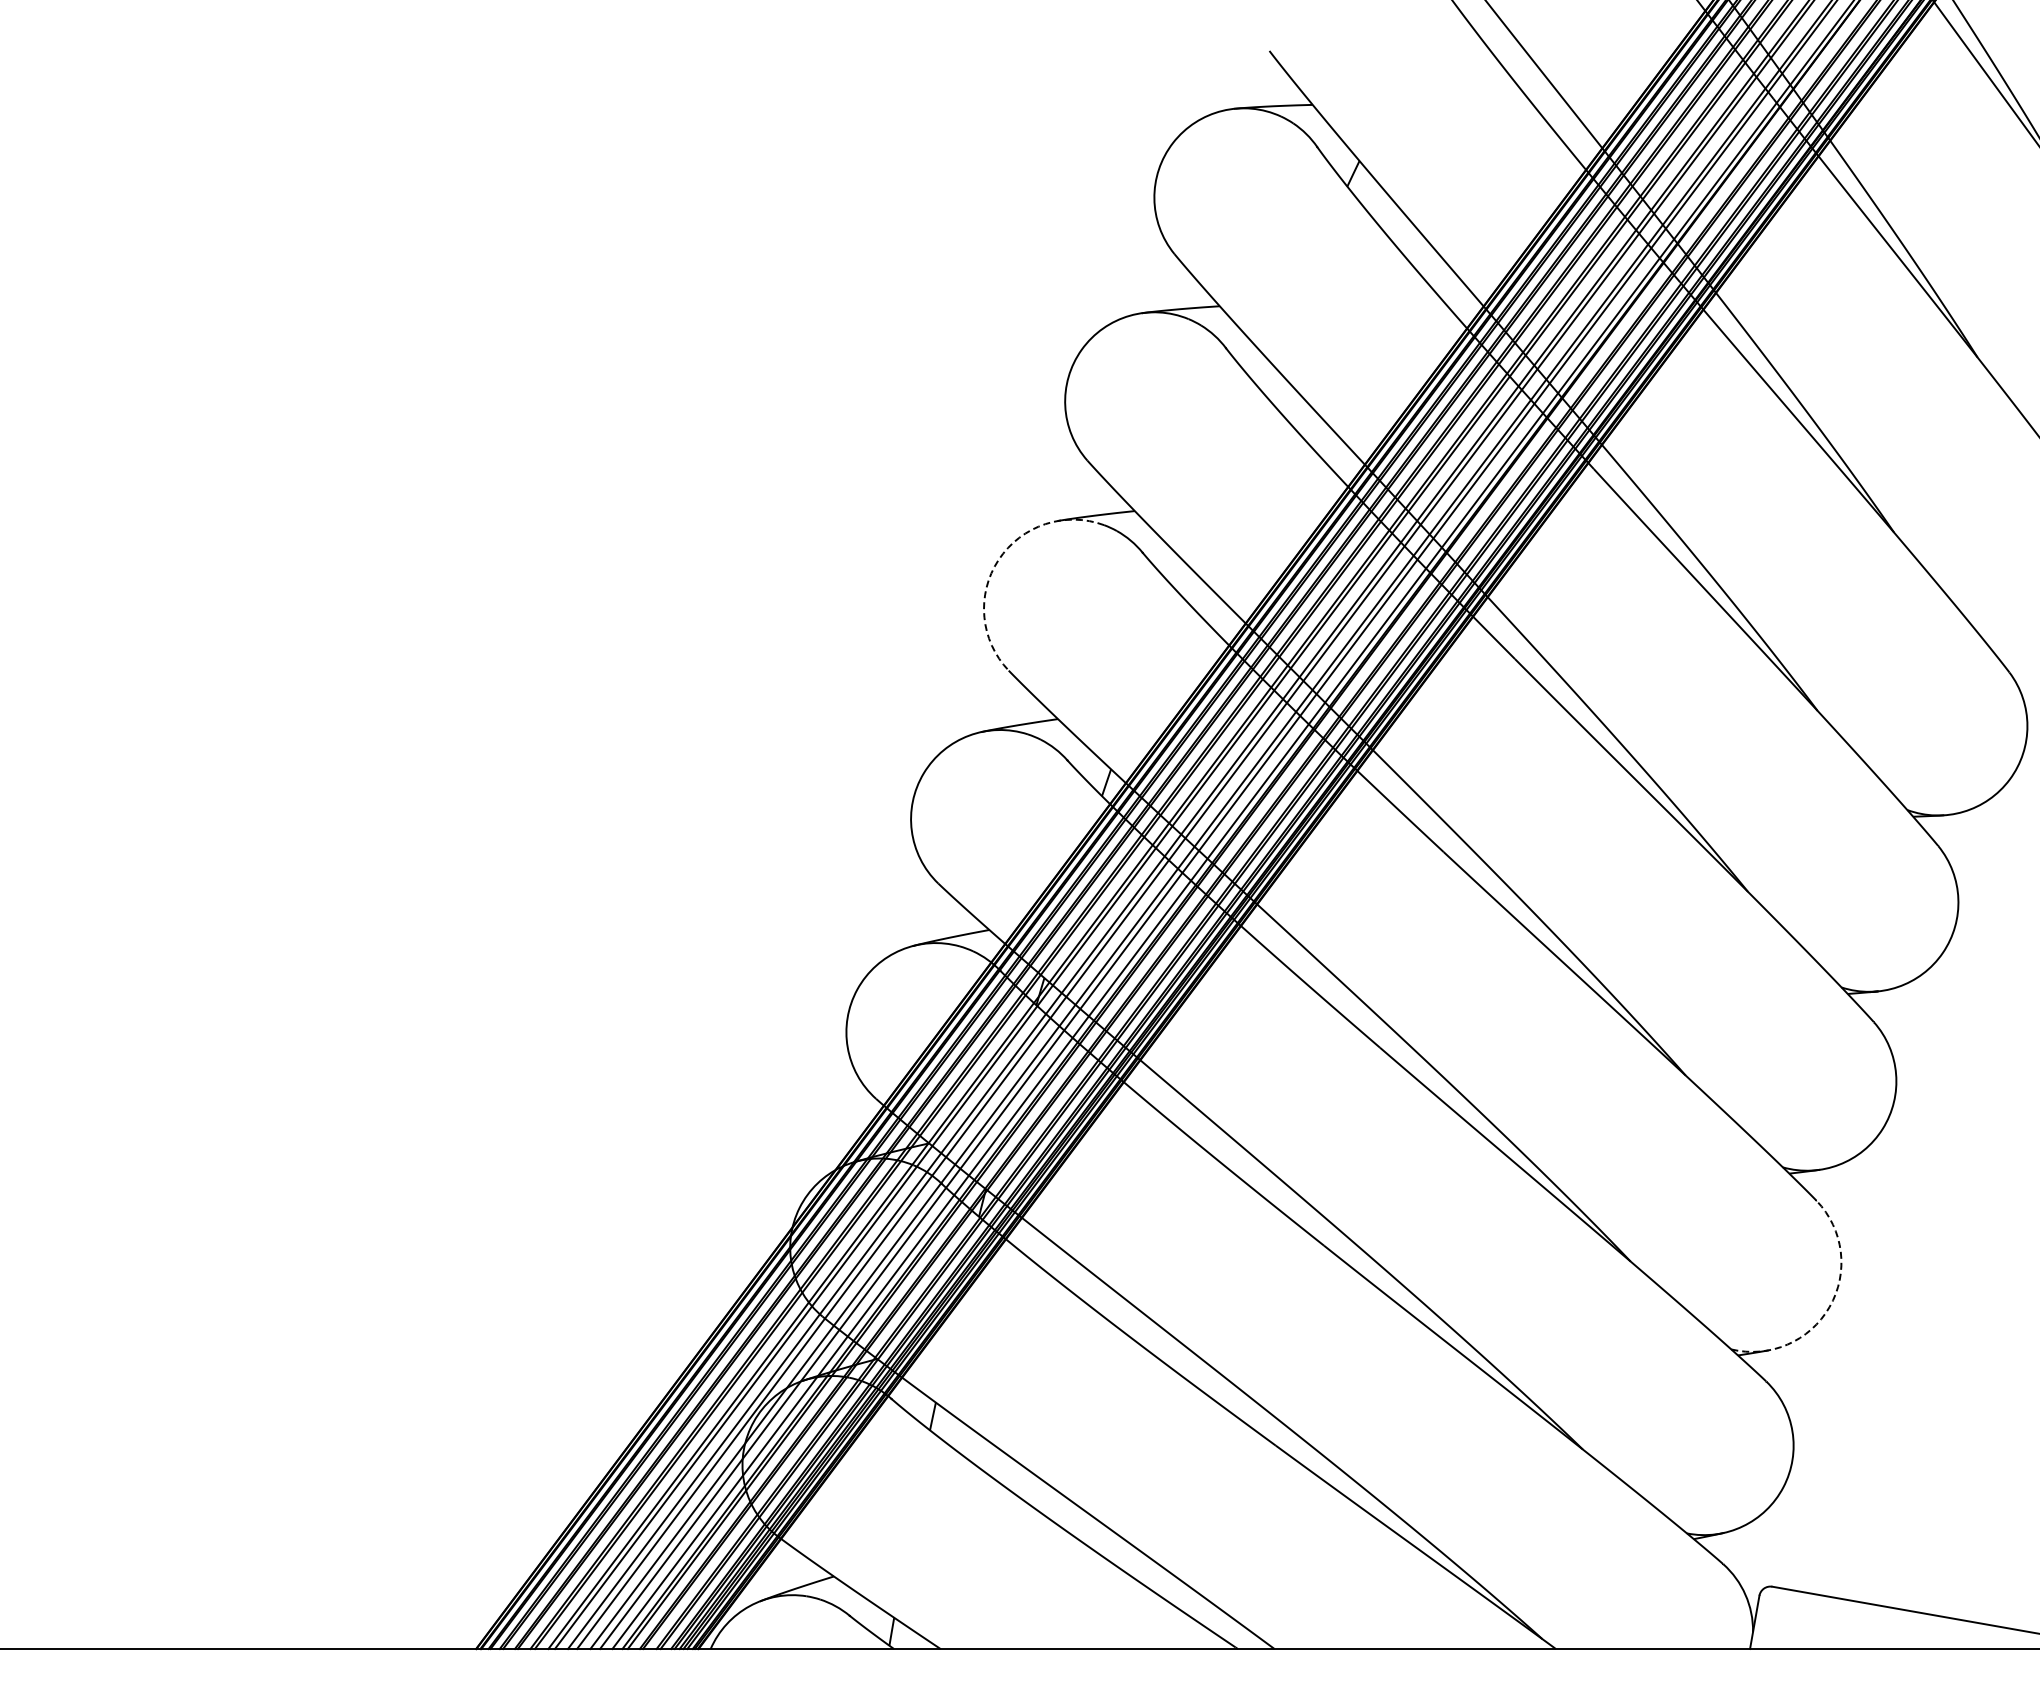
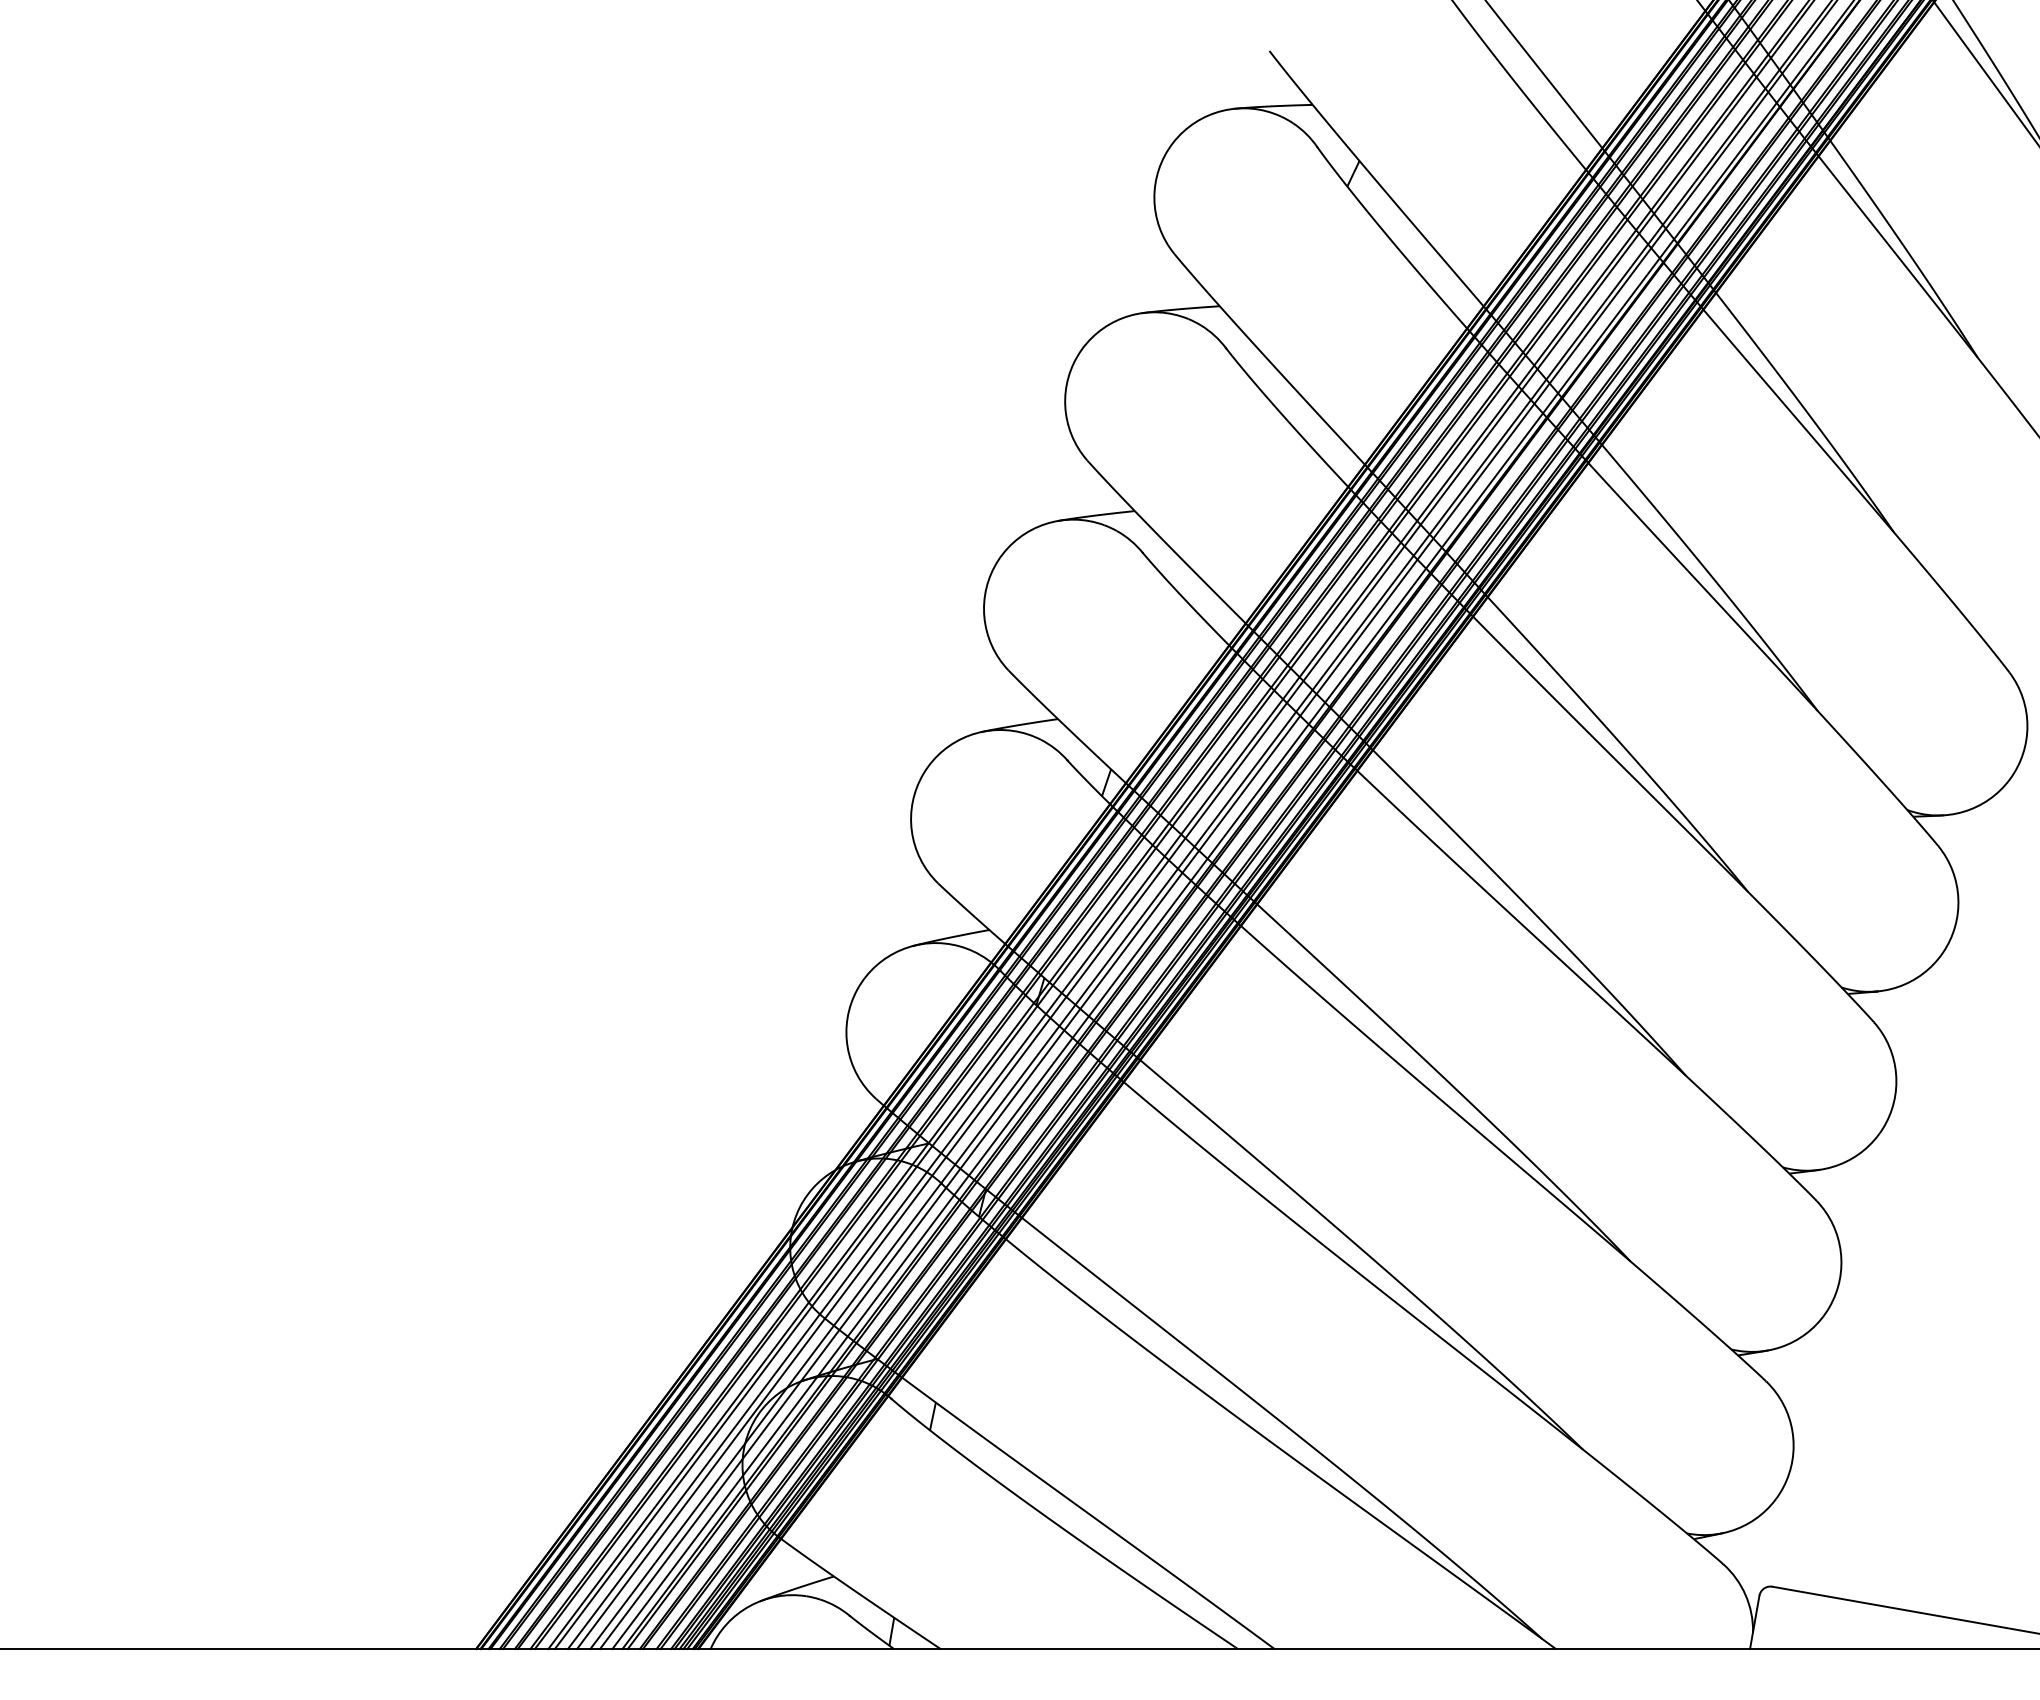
arc: dashed -> solid (998, 559)
arc: dashed -> solid (1829, 1307)
